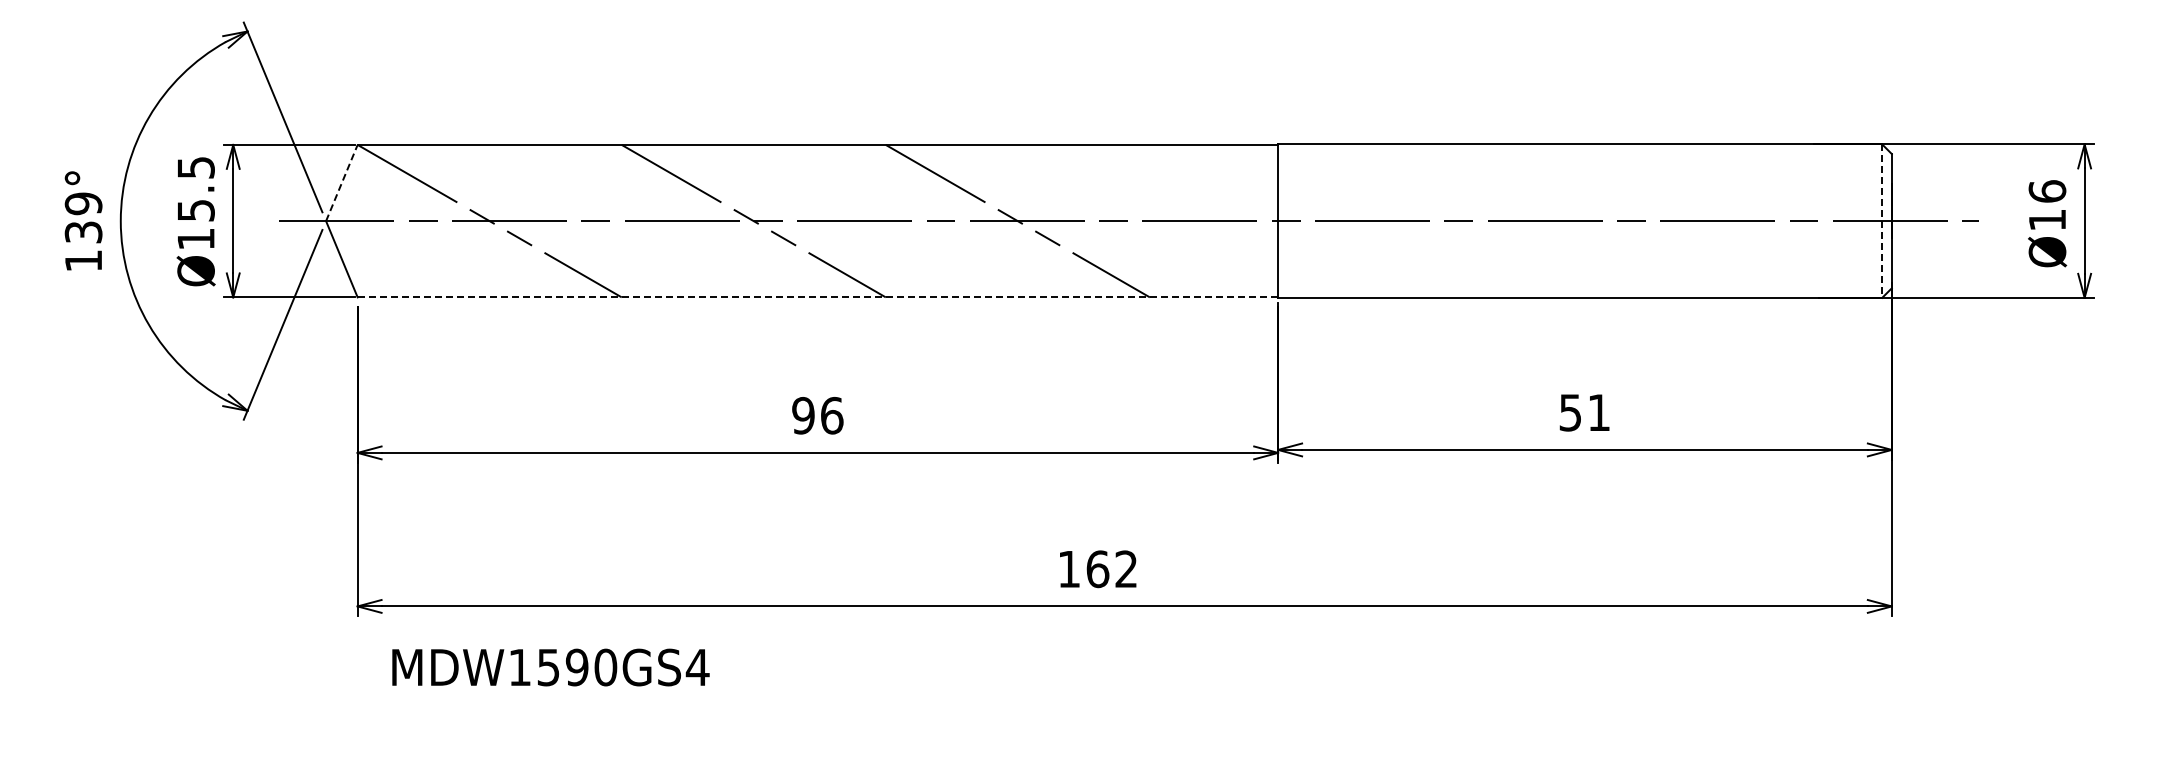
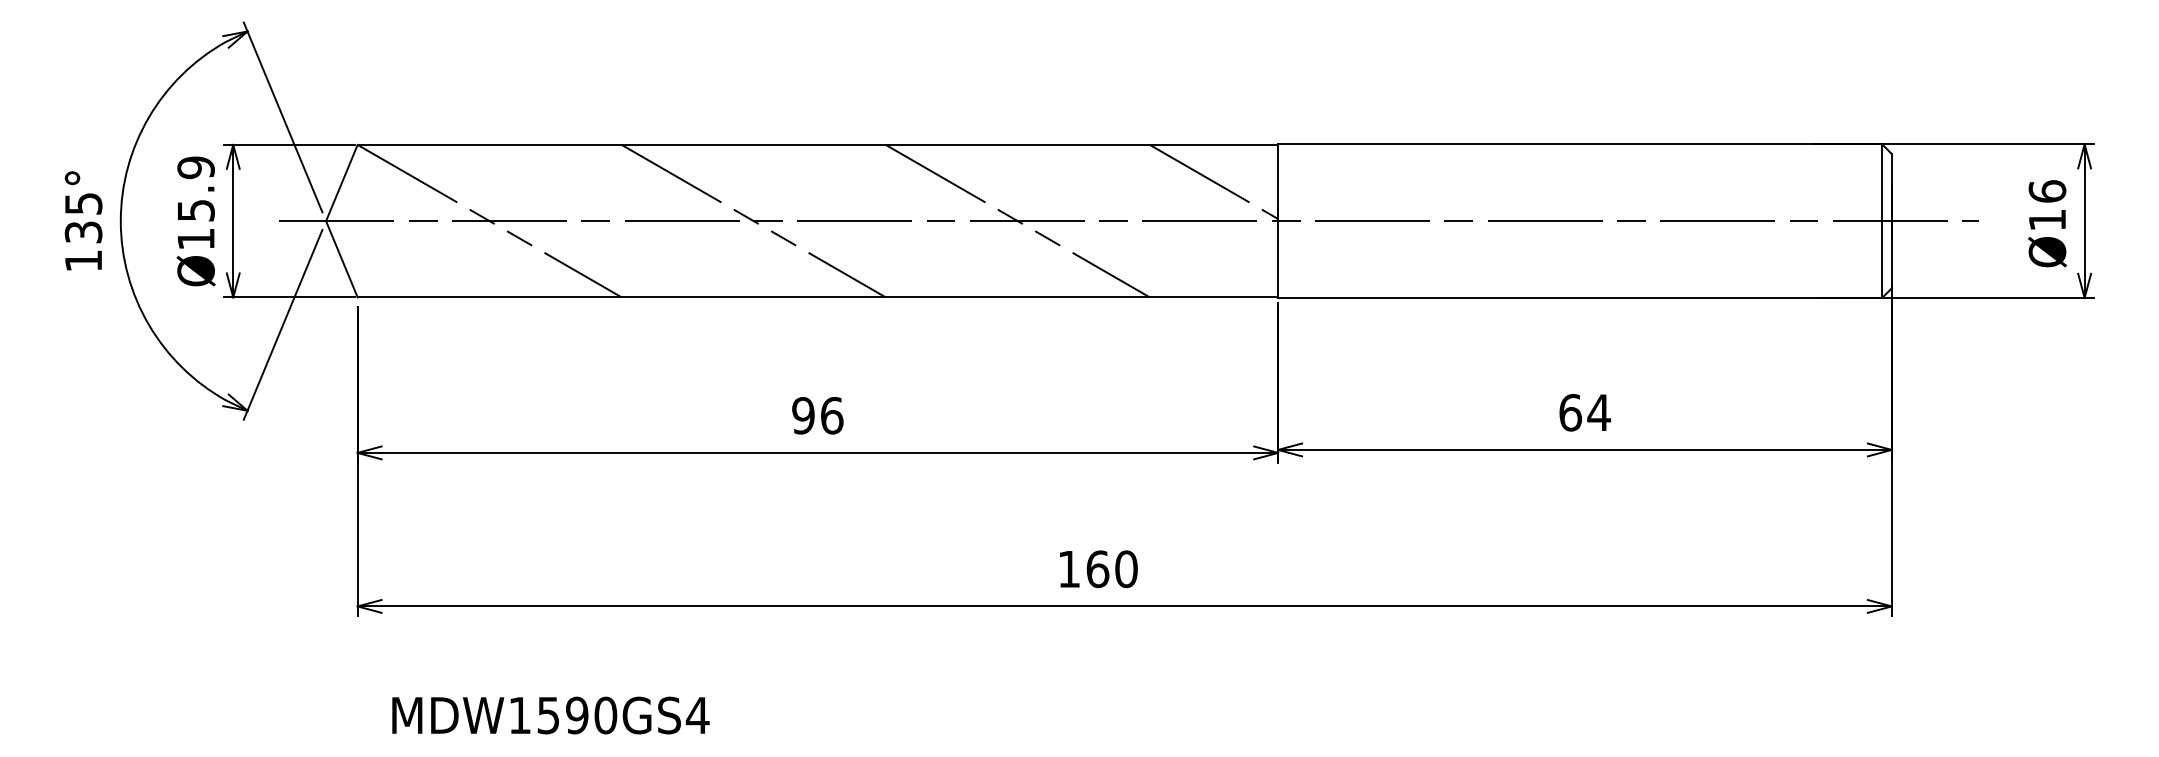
text: Ø15.5 -> Ø15.9 (195, 167)
line: none -> present (1213, 181)
line: dashed -> solid (342, 182)
text: 139° -> 135° (83, 203)
line: dashed -> solid (1882, 221)
line: dashed -> solid (818, 297)
text: 51 -> 64 (1584, 412)
text: 162 -> 160 (1126, 569)
text position: (550, 667) -> (550, 715) (550, 715)
